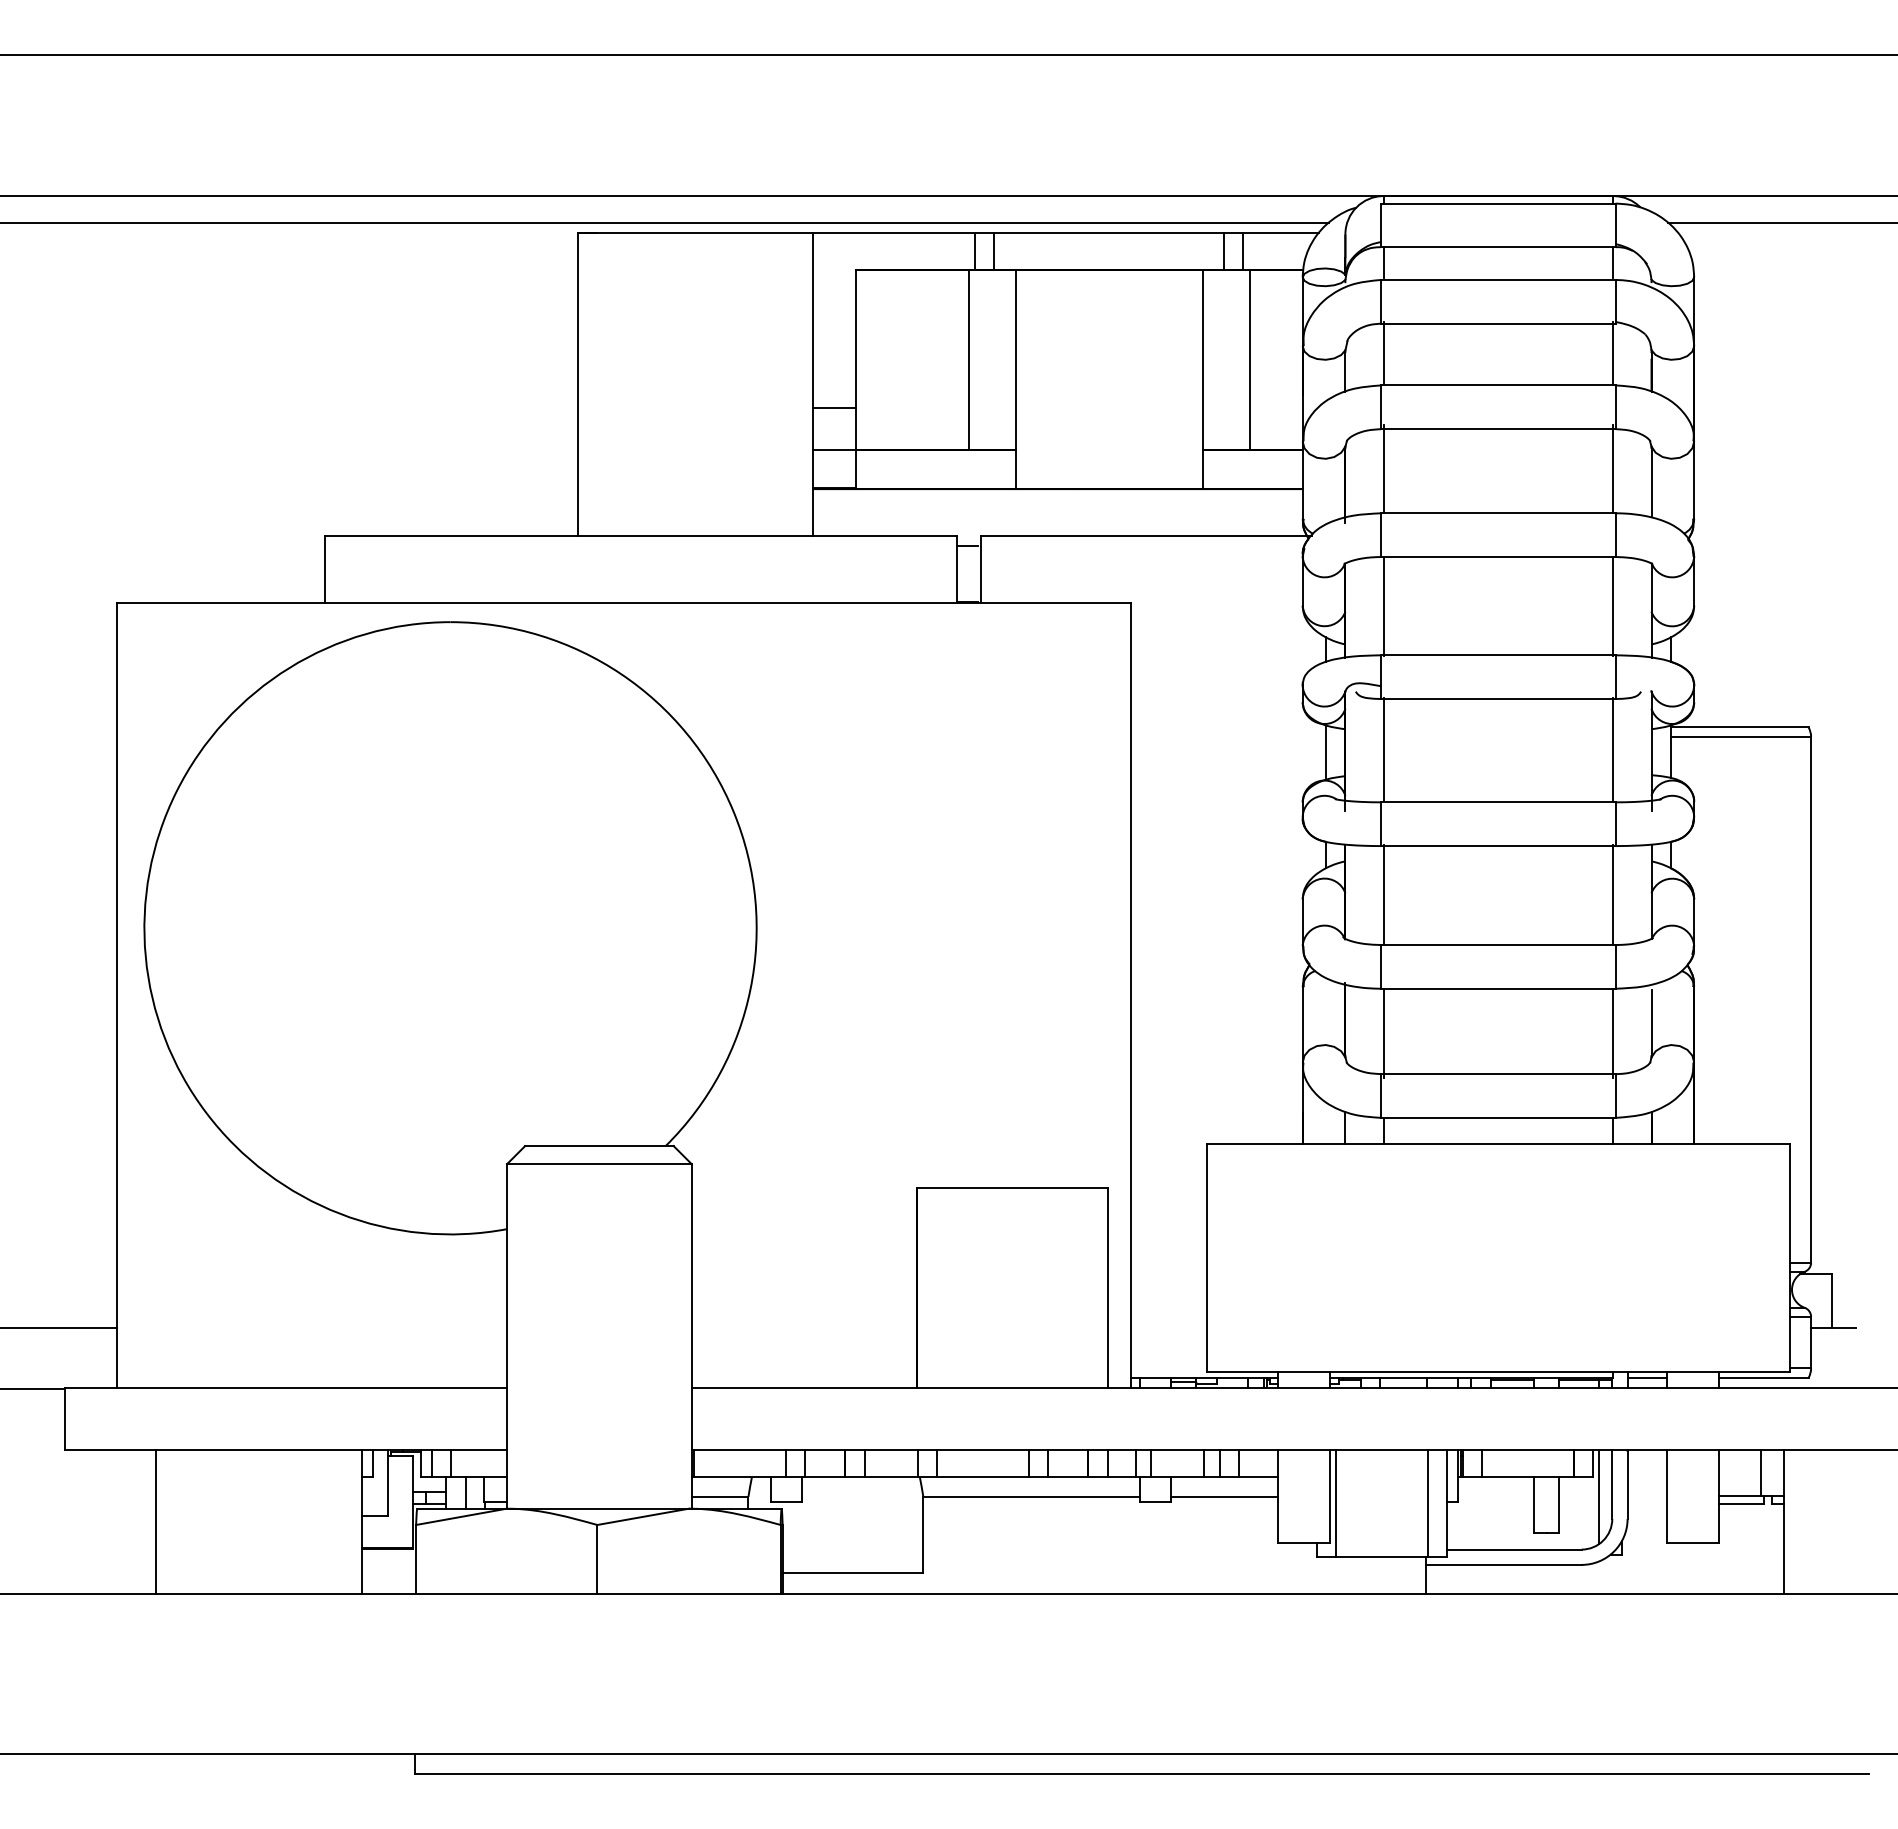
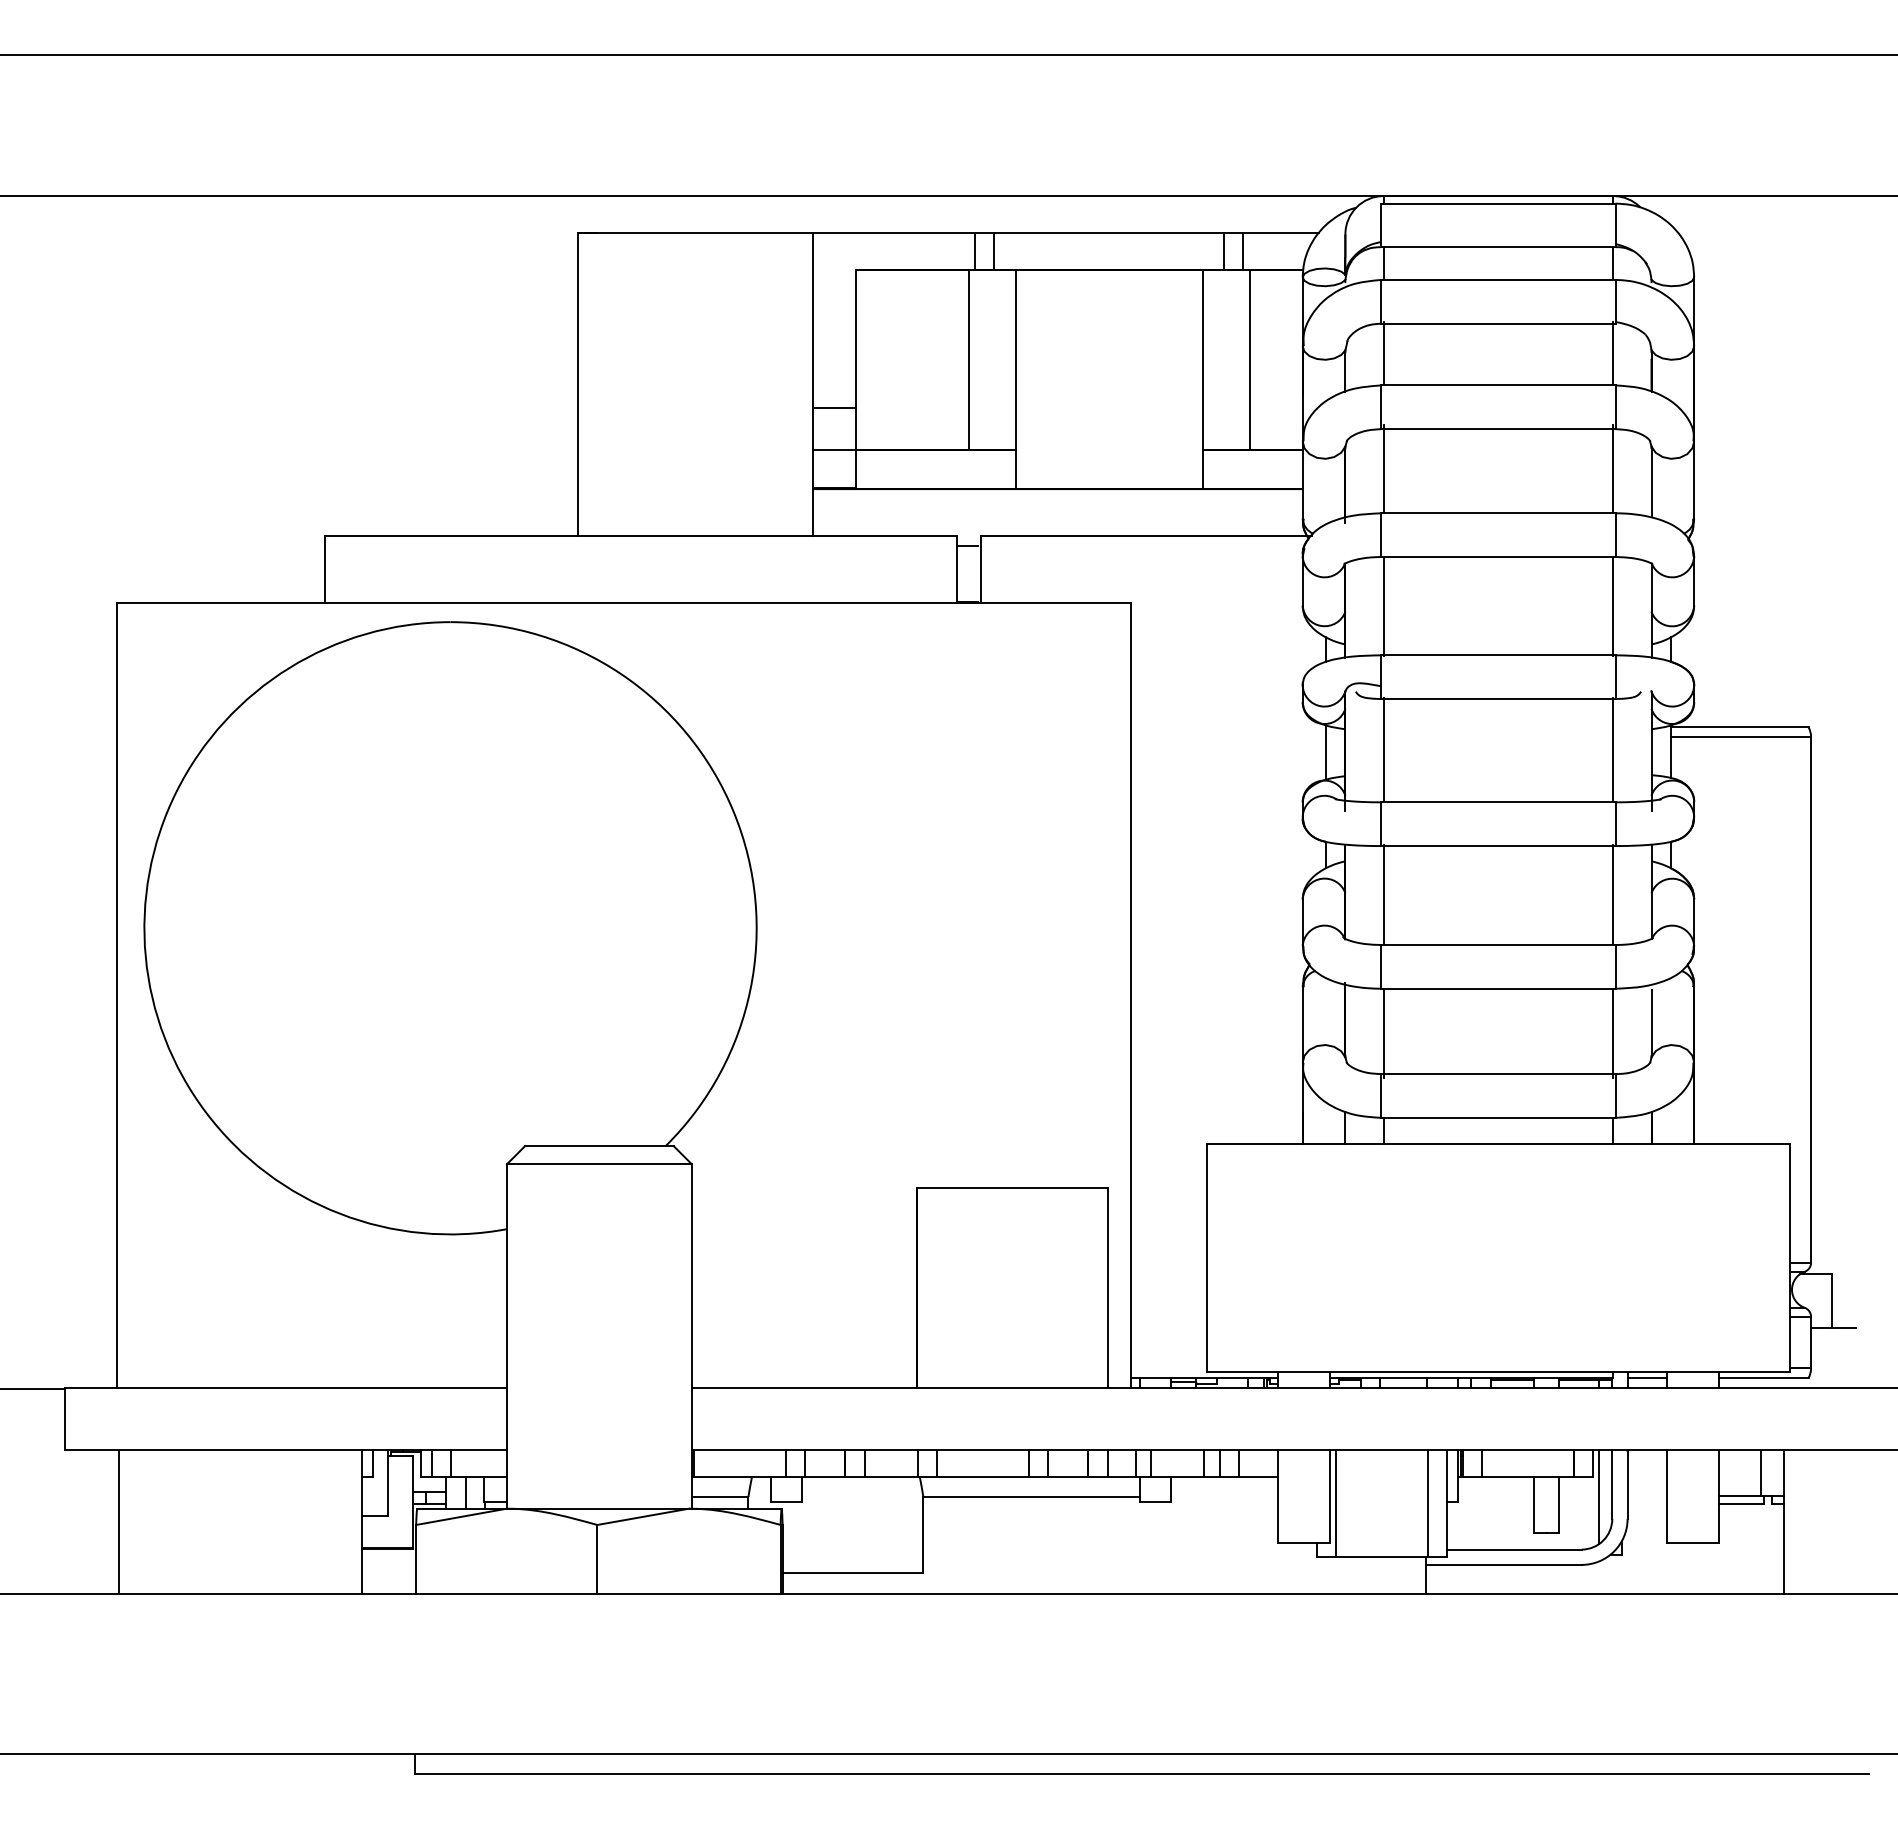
line: present -> none (665, 222)
line: present -> none (1780, 222)
line: present -> none (59, 1327)
line: present -> none (1224, 1496)
line position: (156, 1522) -> (119, 1522) (119, 1522)
